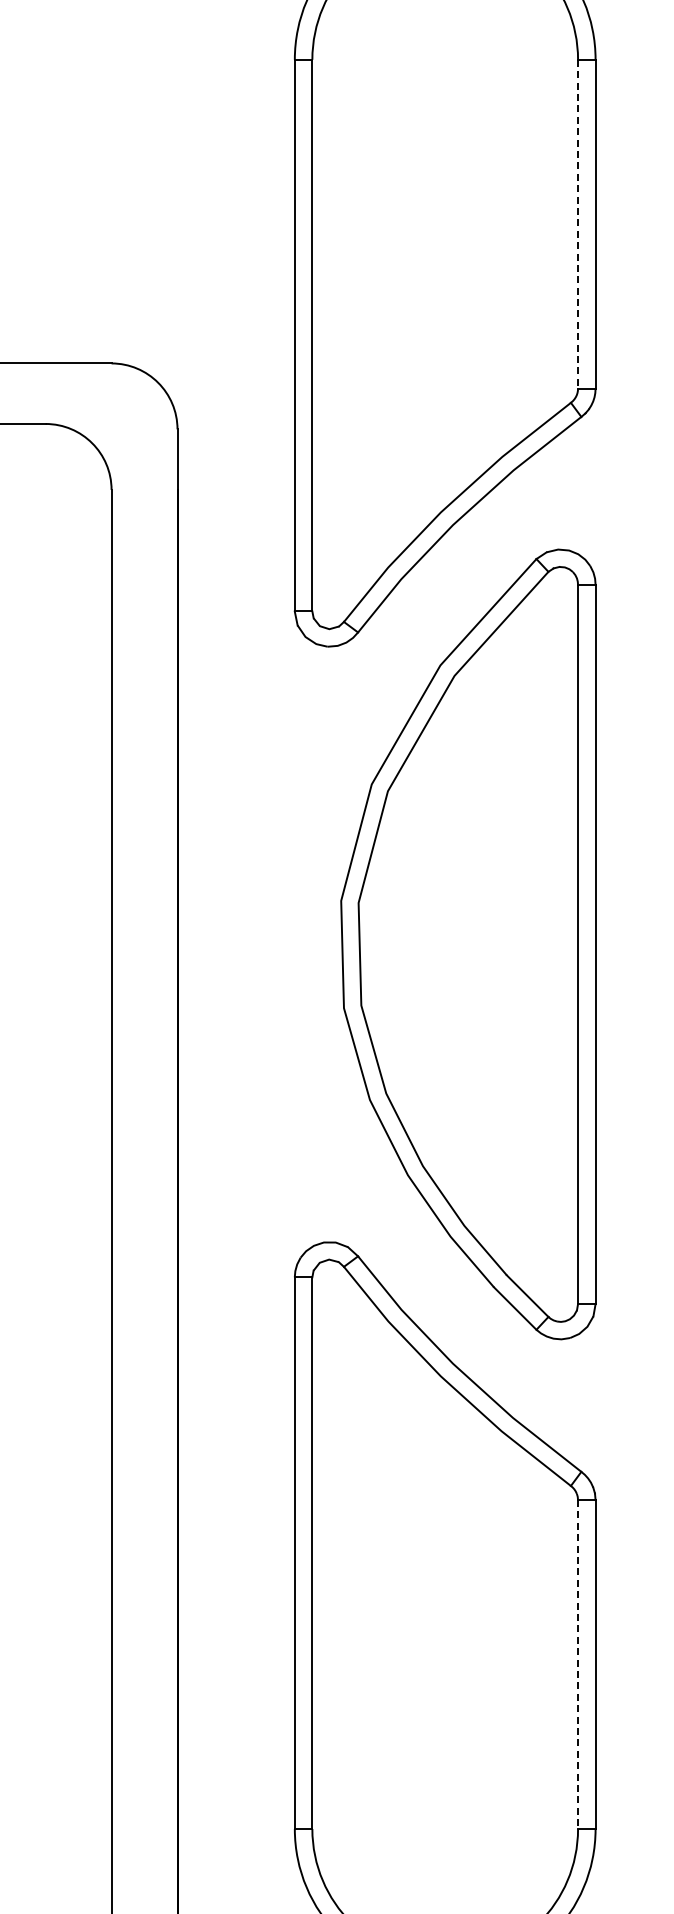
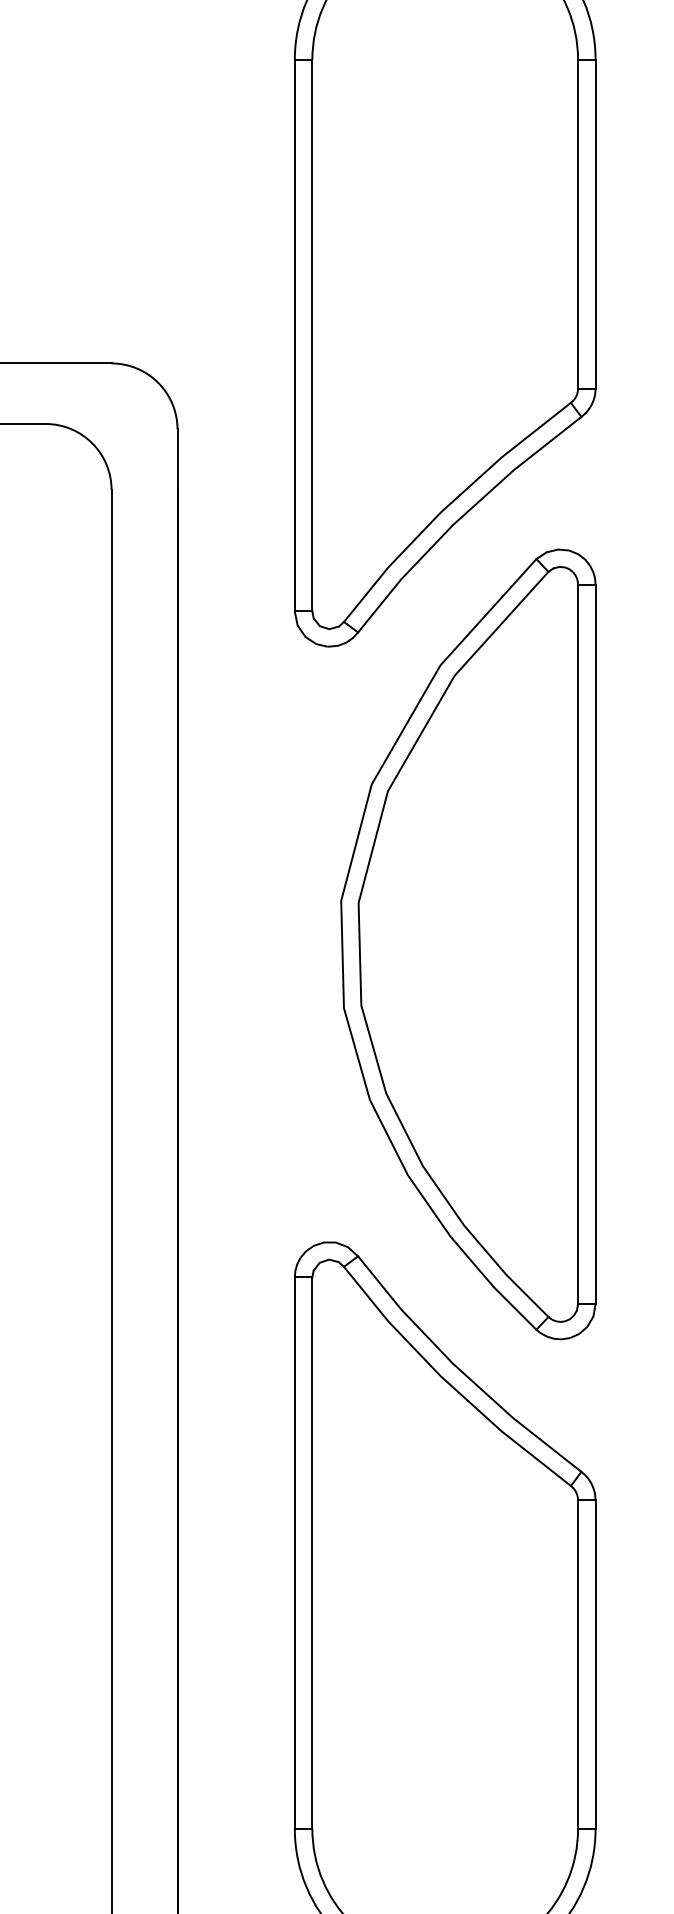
line: dashed -> solid (578, 224)
line: dashed -> solid (578, 1665)
